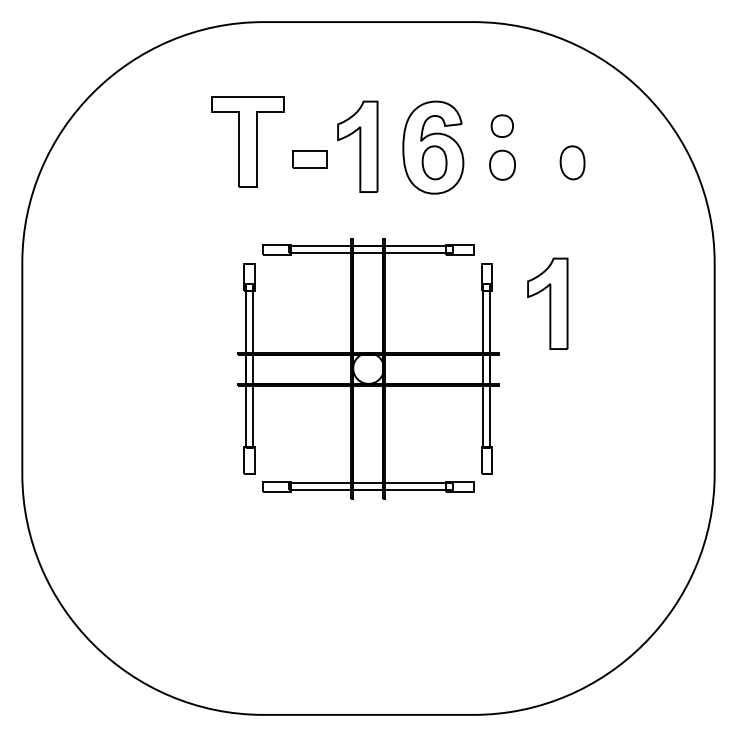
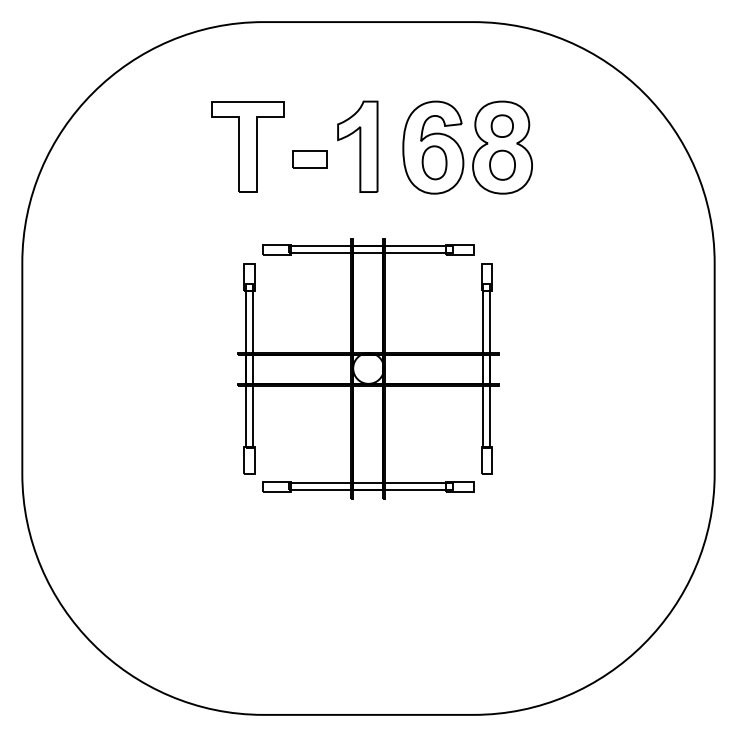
part position: (247, 141) -> (247, 146) (247, 146)
part: none -> present (502, 147)
part: present -> none (572, 162)
part: present -> none (547, 303)
